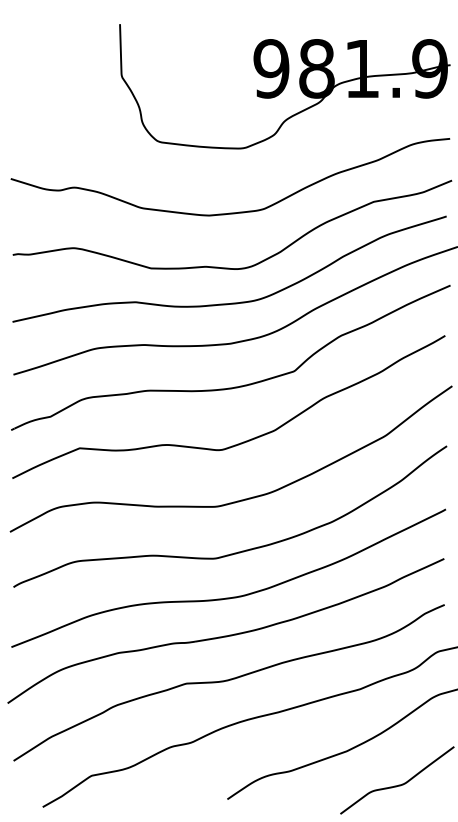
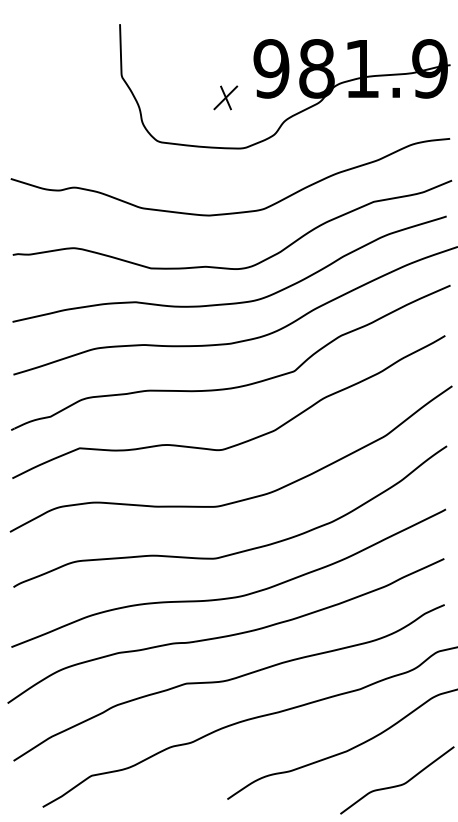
part: none -> present (225, 97)
